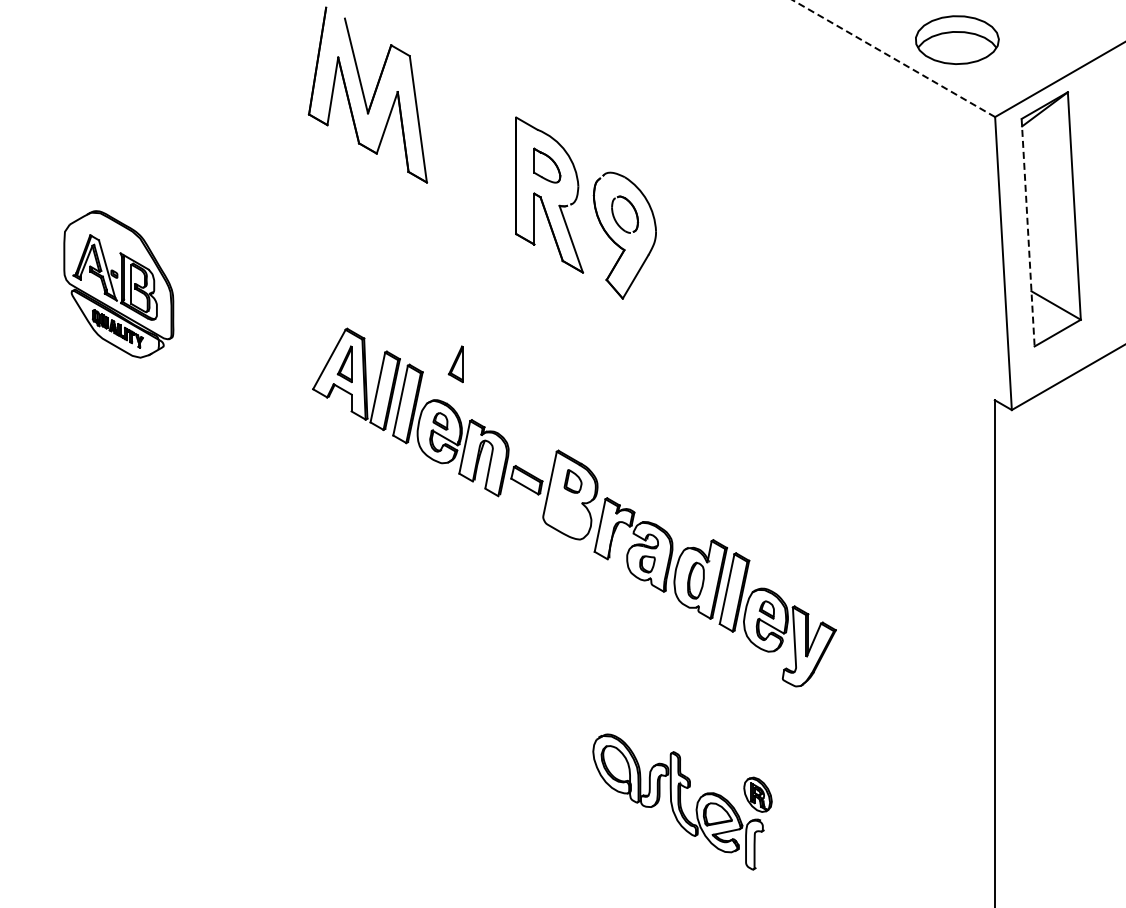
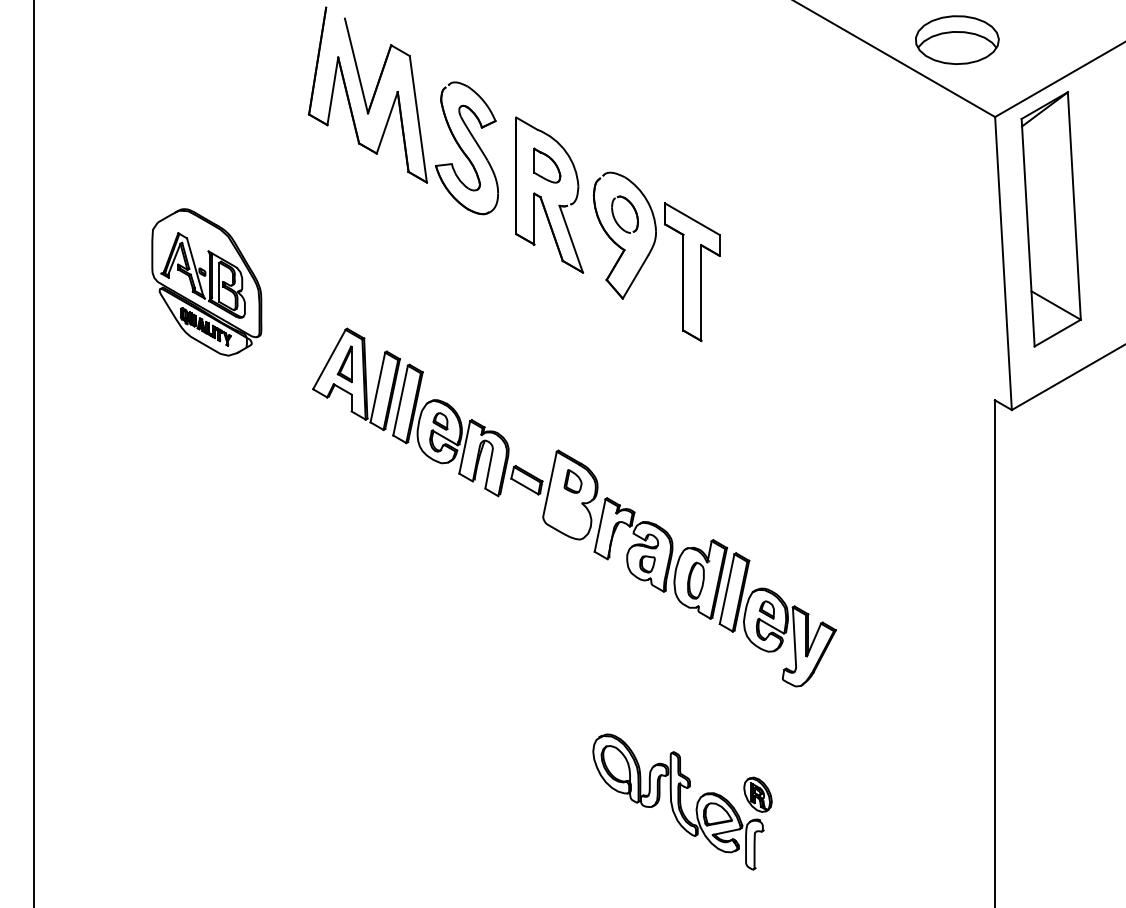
line: dashed -> solid (893, 58)
part: none -> present (466, 148)
line: dashed -> solid (1028, 232)
part: none -> present (692, 272)
part position: (118, 284) -> (206, 282) (206, 282)
part: present -> none (455, 364)
line: none -> present (33, 453)
